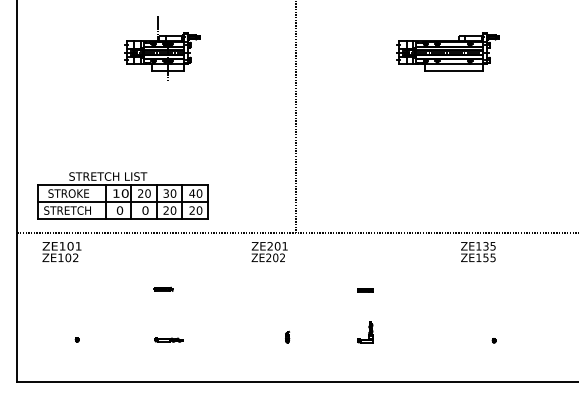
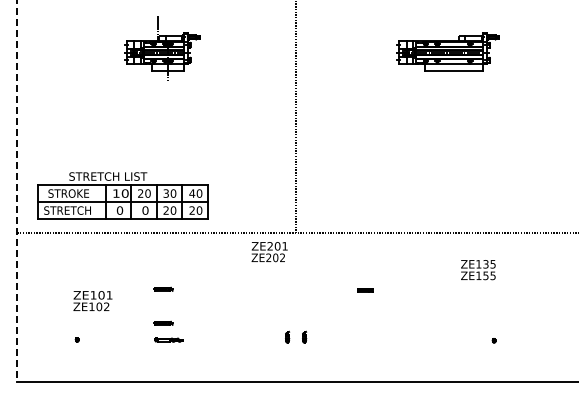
line: solid -> dashed (17, 191)
text position: (61, 252) -> (92, 301) (92, 301)
text position: (478, 252) -> (478, 270) (478, 270)
part: none -> present (163, 322)
part: present -> none (365, 332)
part: none -> present (304, 336)
